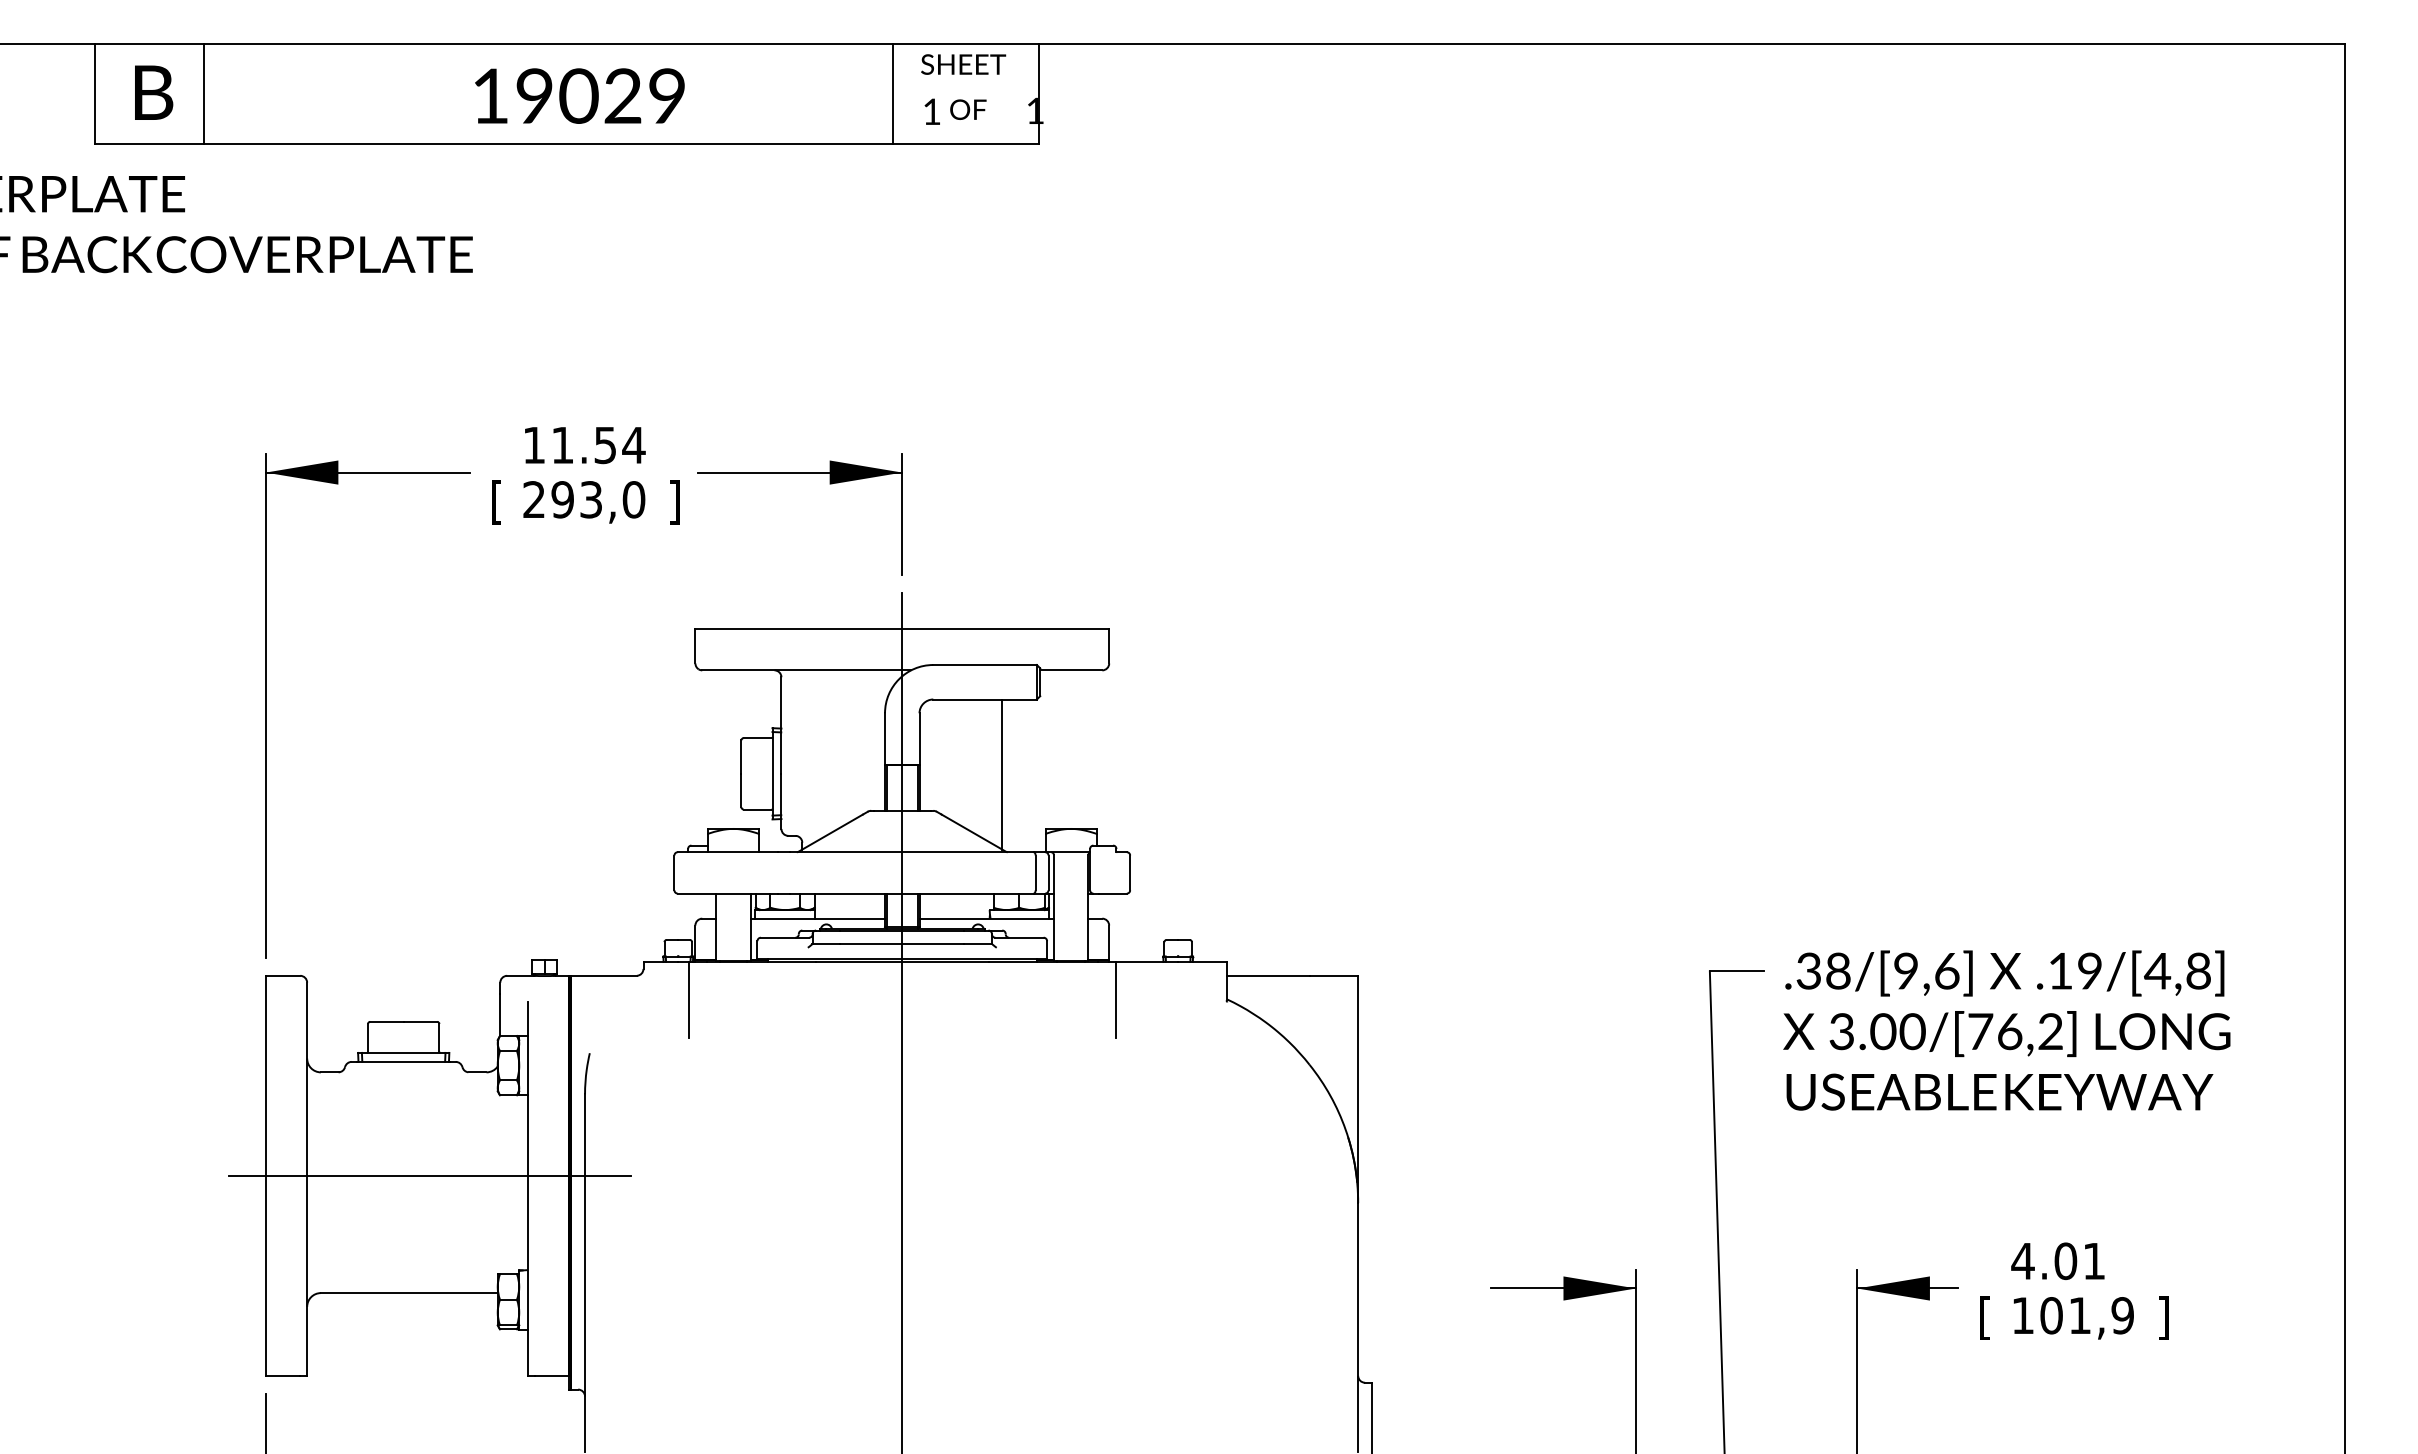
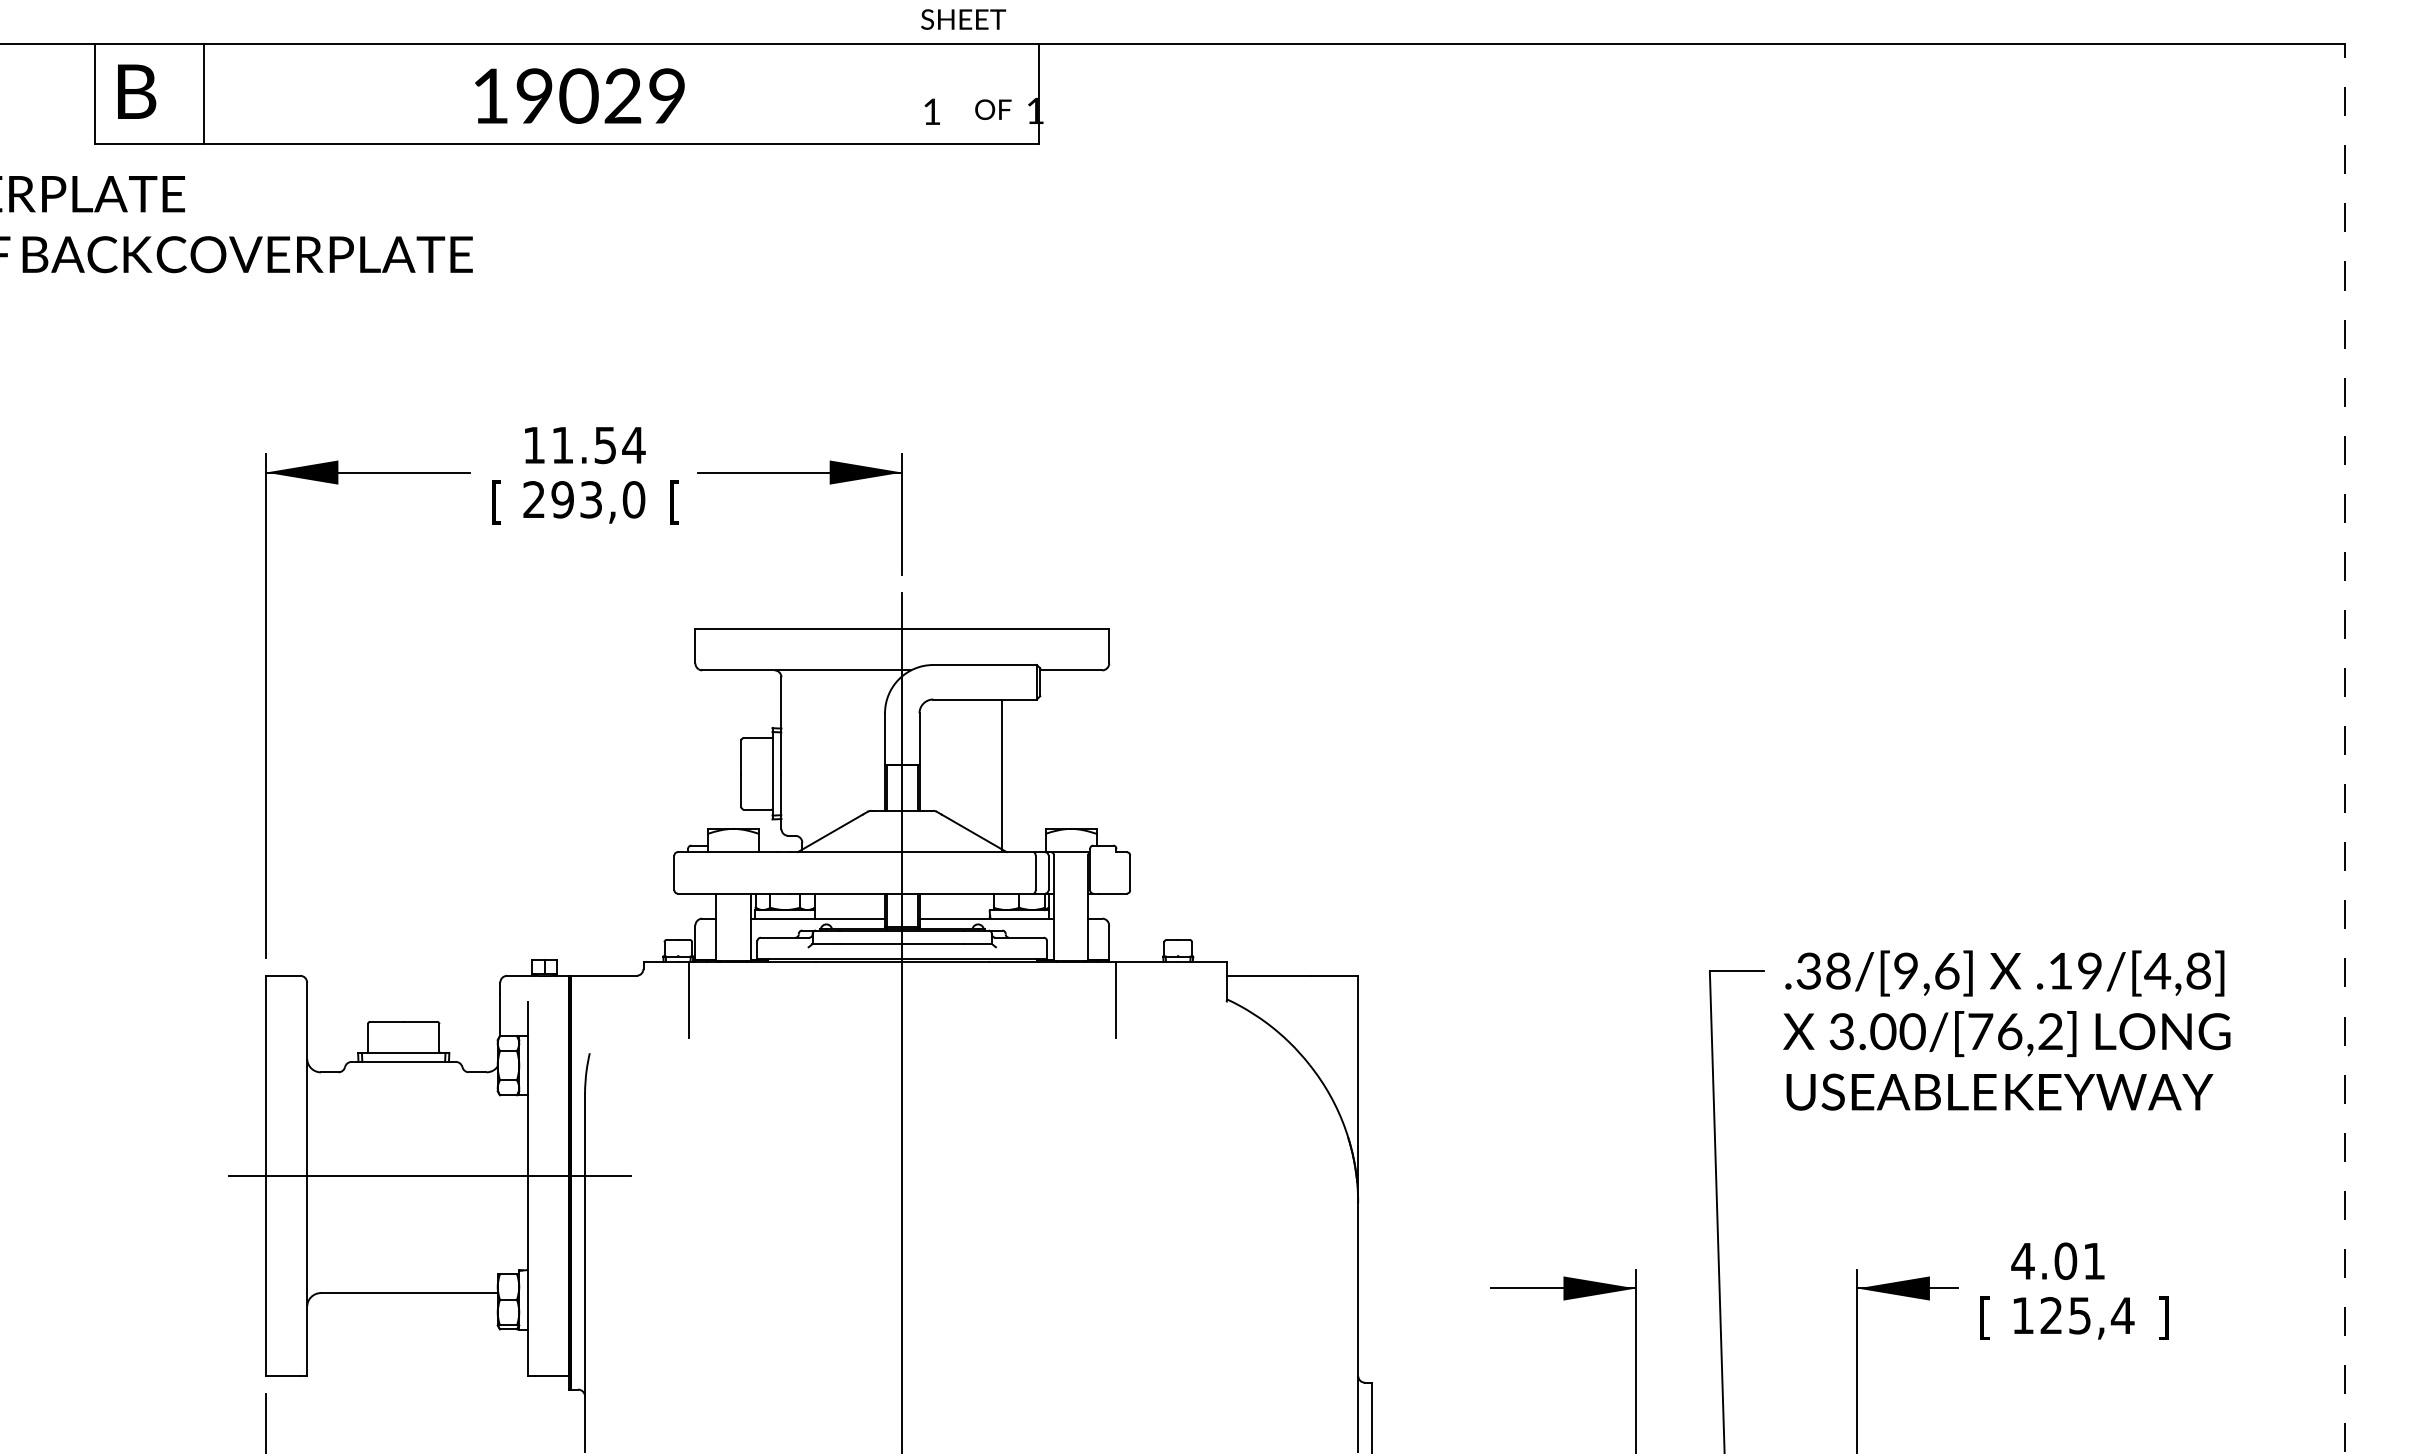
text position: (963, 64) -> (963, 19) (963, 19)
text position: (154, 92) -> (137, 91) (137, 91)
line: present -> none (893, 93)
text position: (968, 109) -> (993, 109) (993, 109)
text: ] -> [ (674, 502)
line: solid -> dashed (2345, 748)
text: 101,9 -> 125,4 (2087, 1315)
